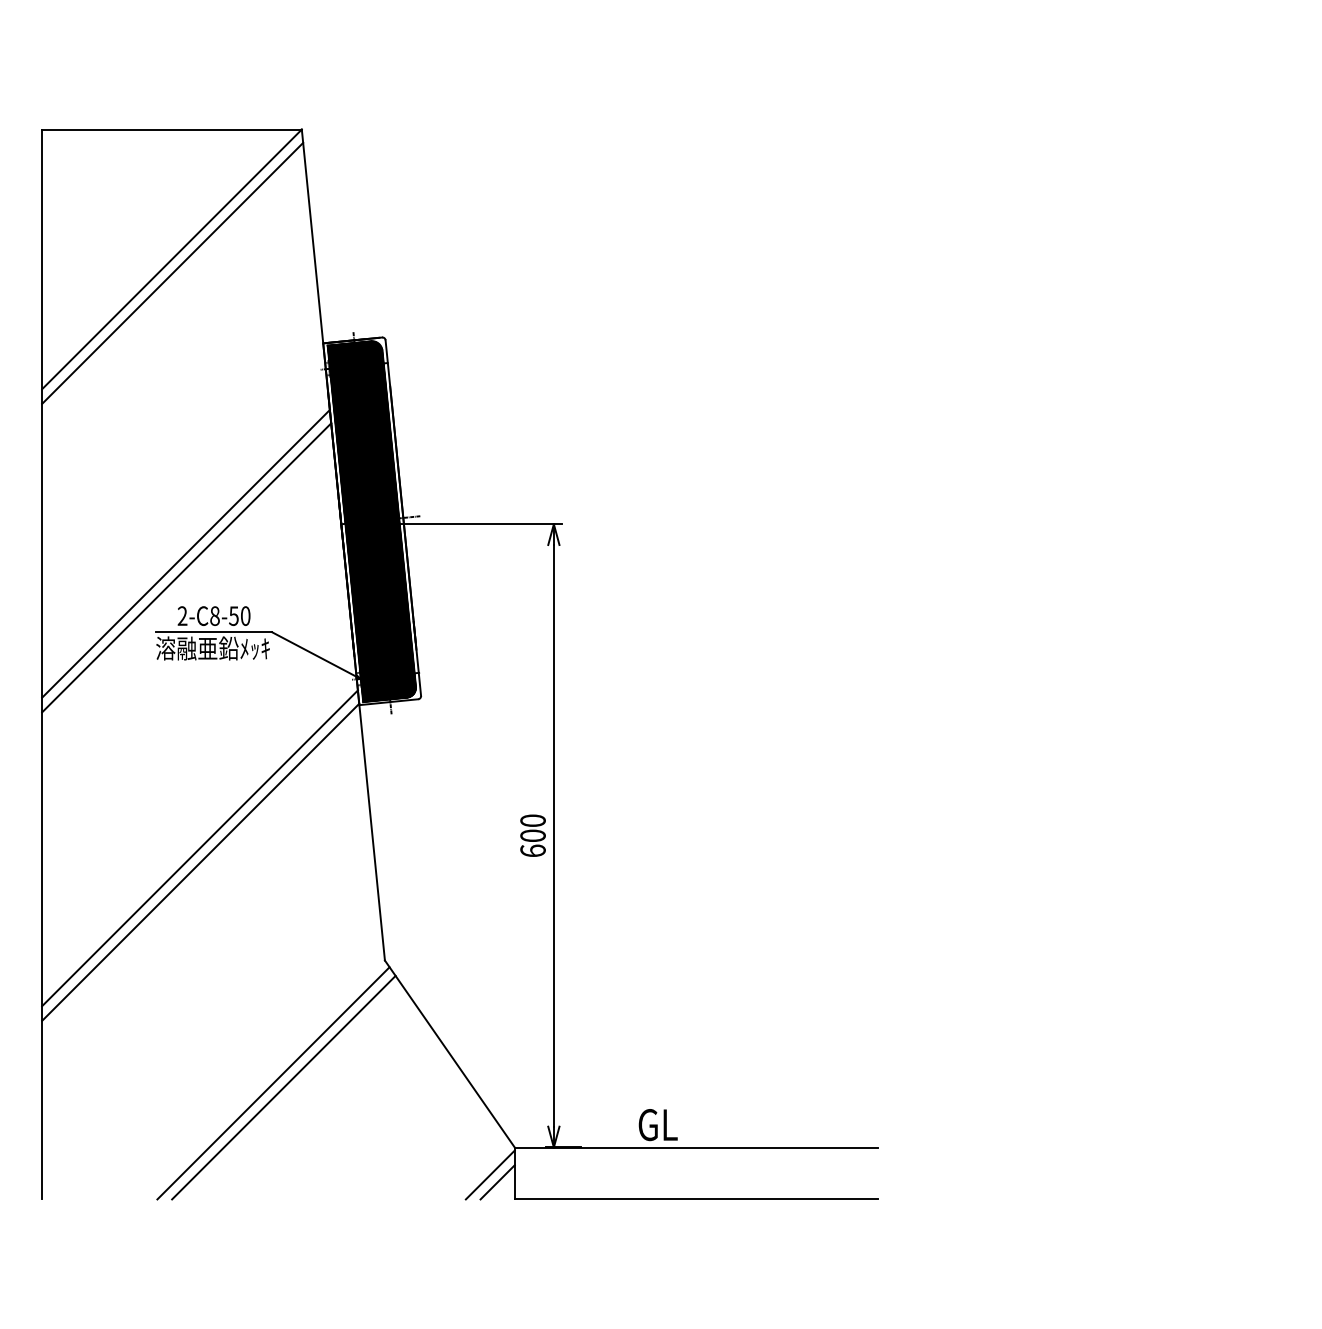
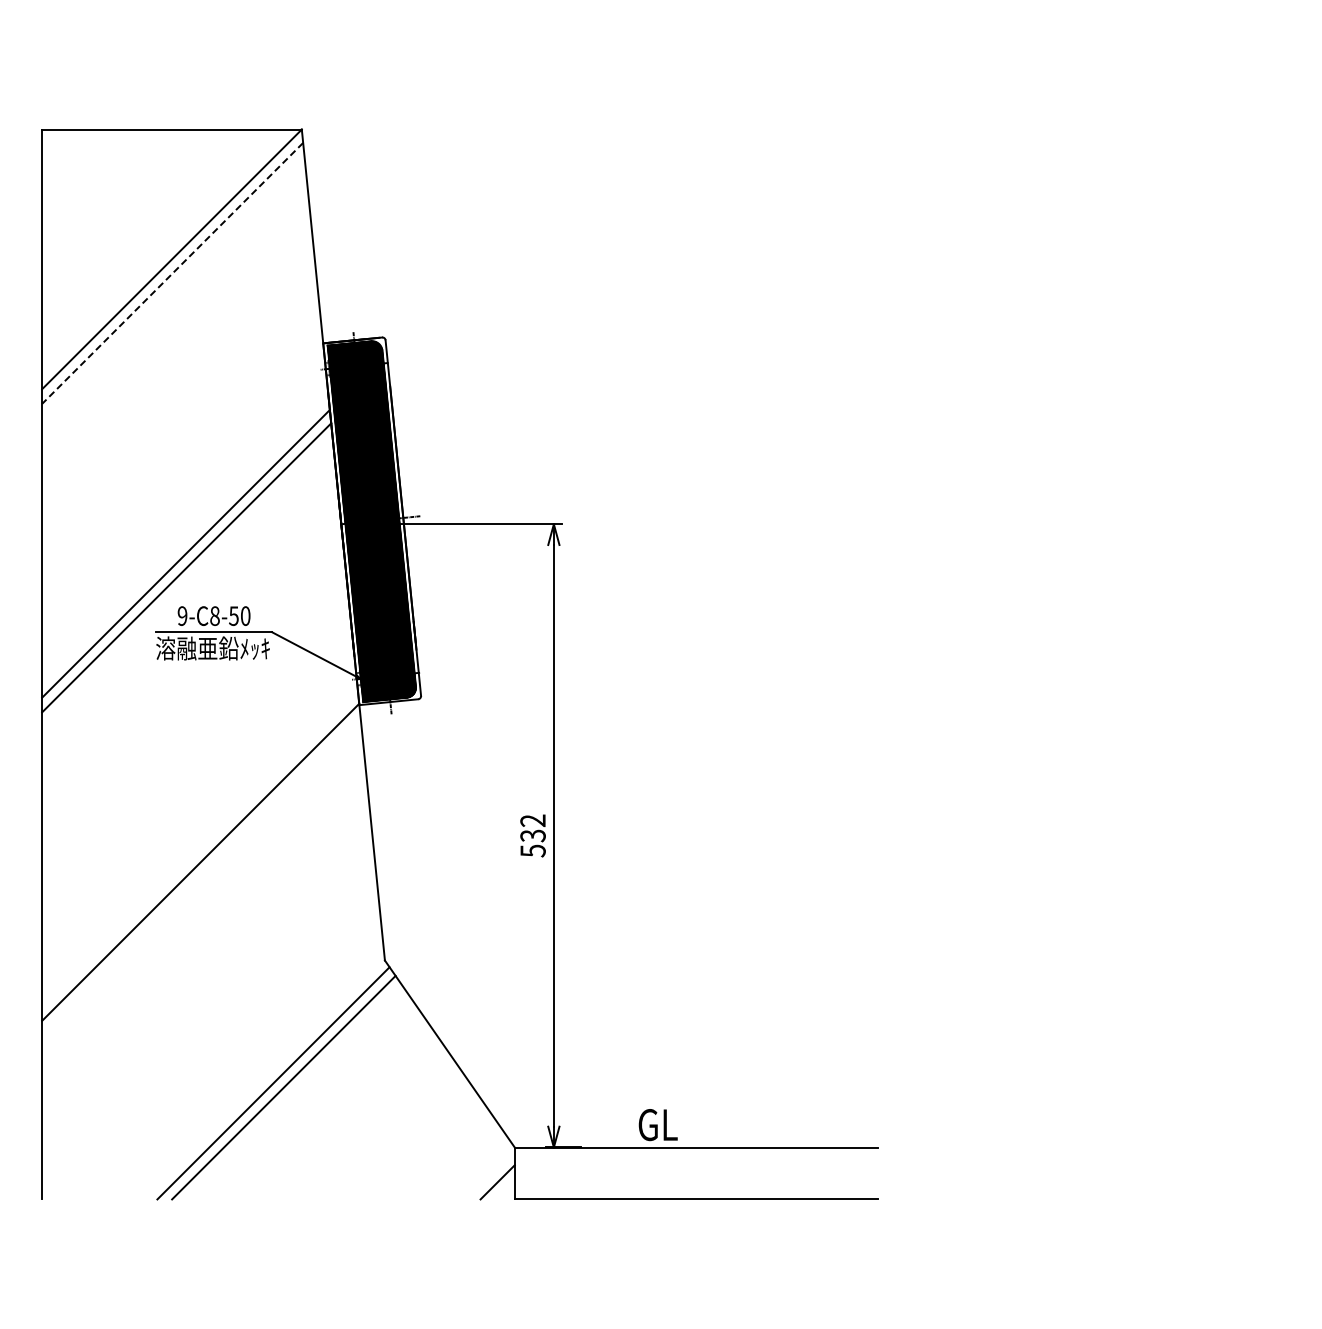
line: solid -> dashed (172, 273)
text: 2-C8-50 -> 9-C8-50 (182, 615)
text: 600 -> 532 (532, 835)
line: present -> none (199, 848)
line: present -> none (489, 1174)
